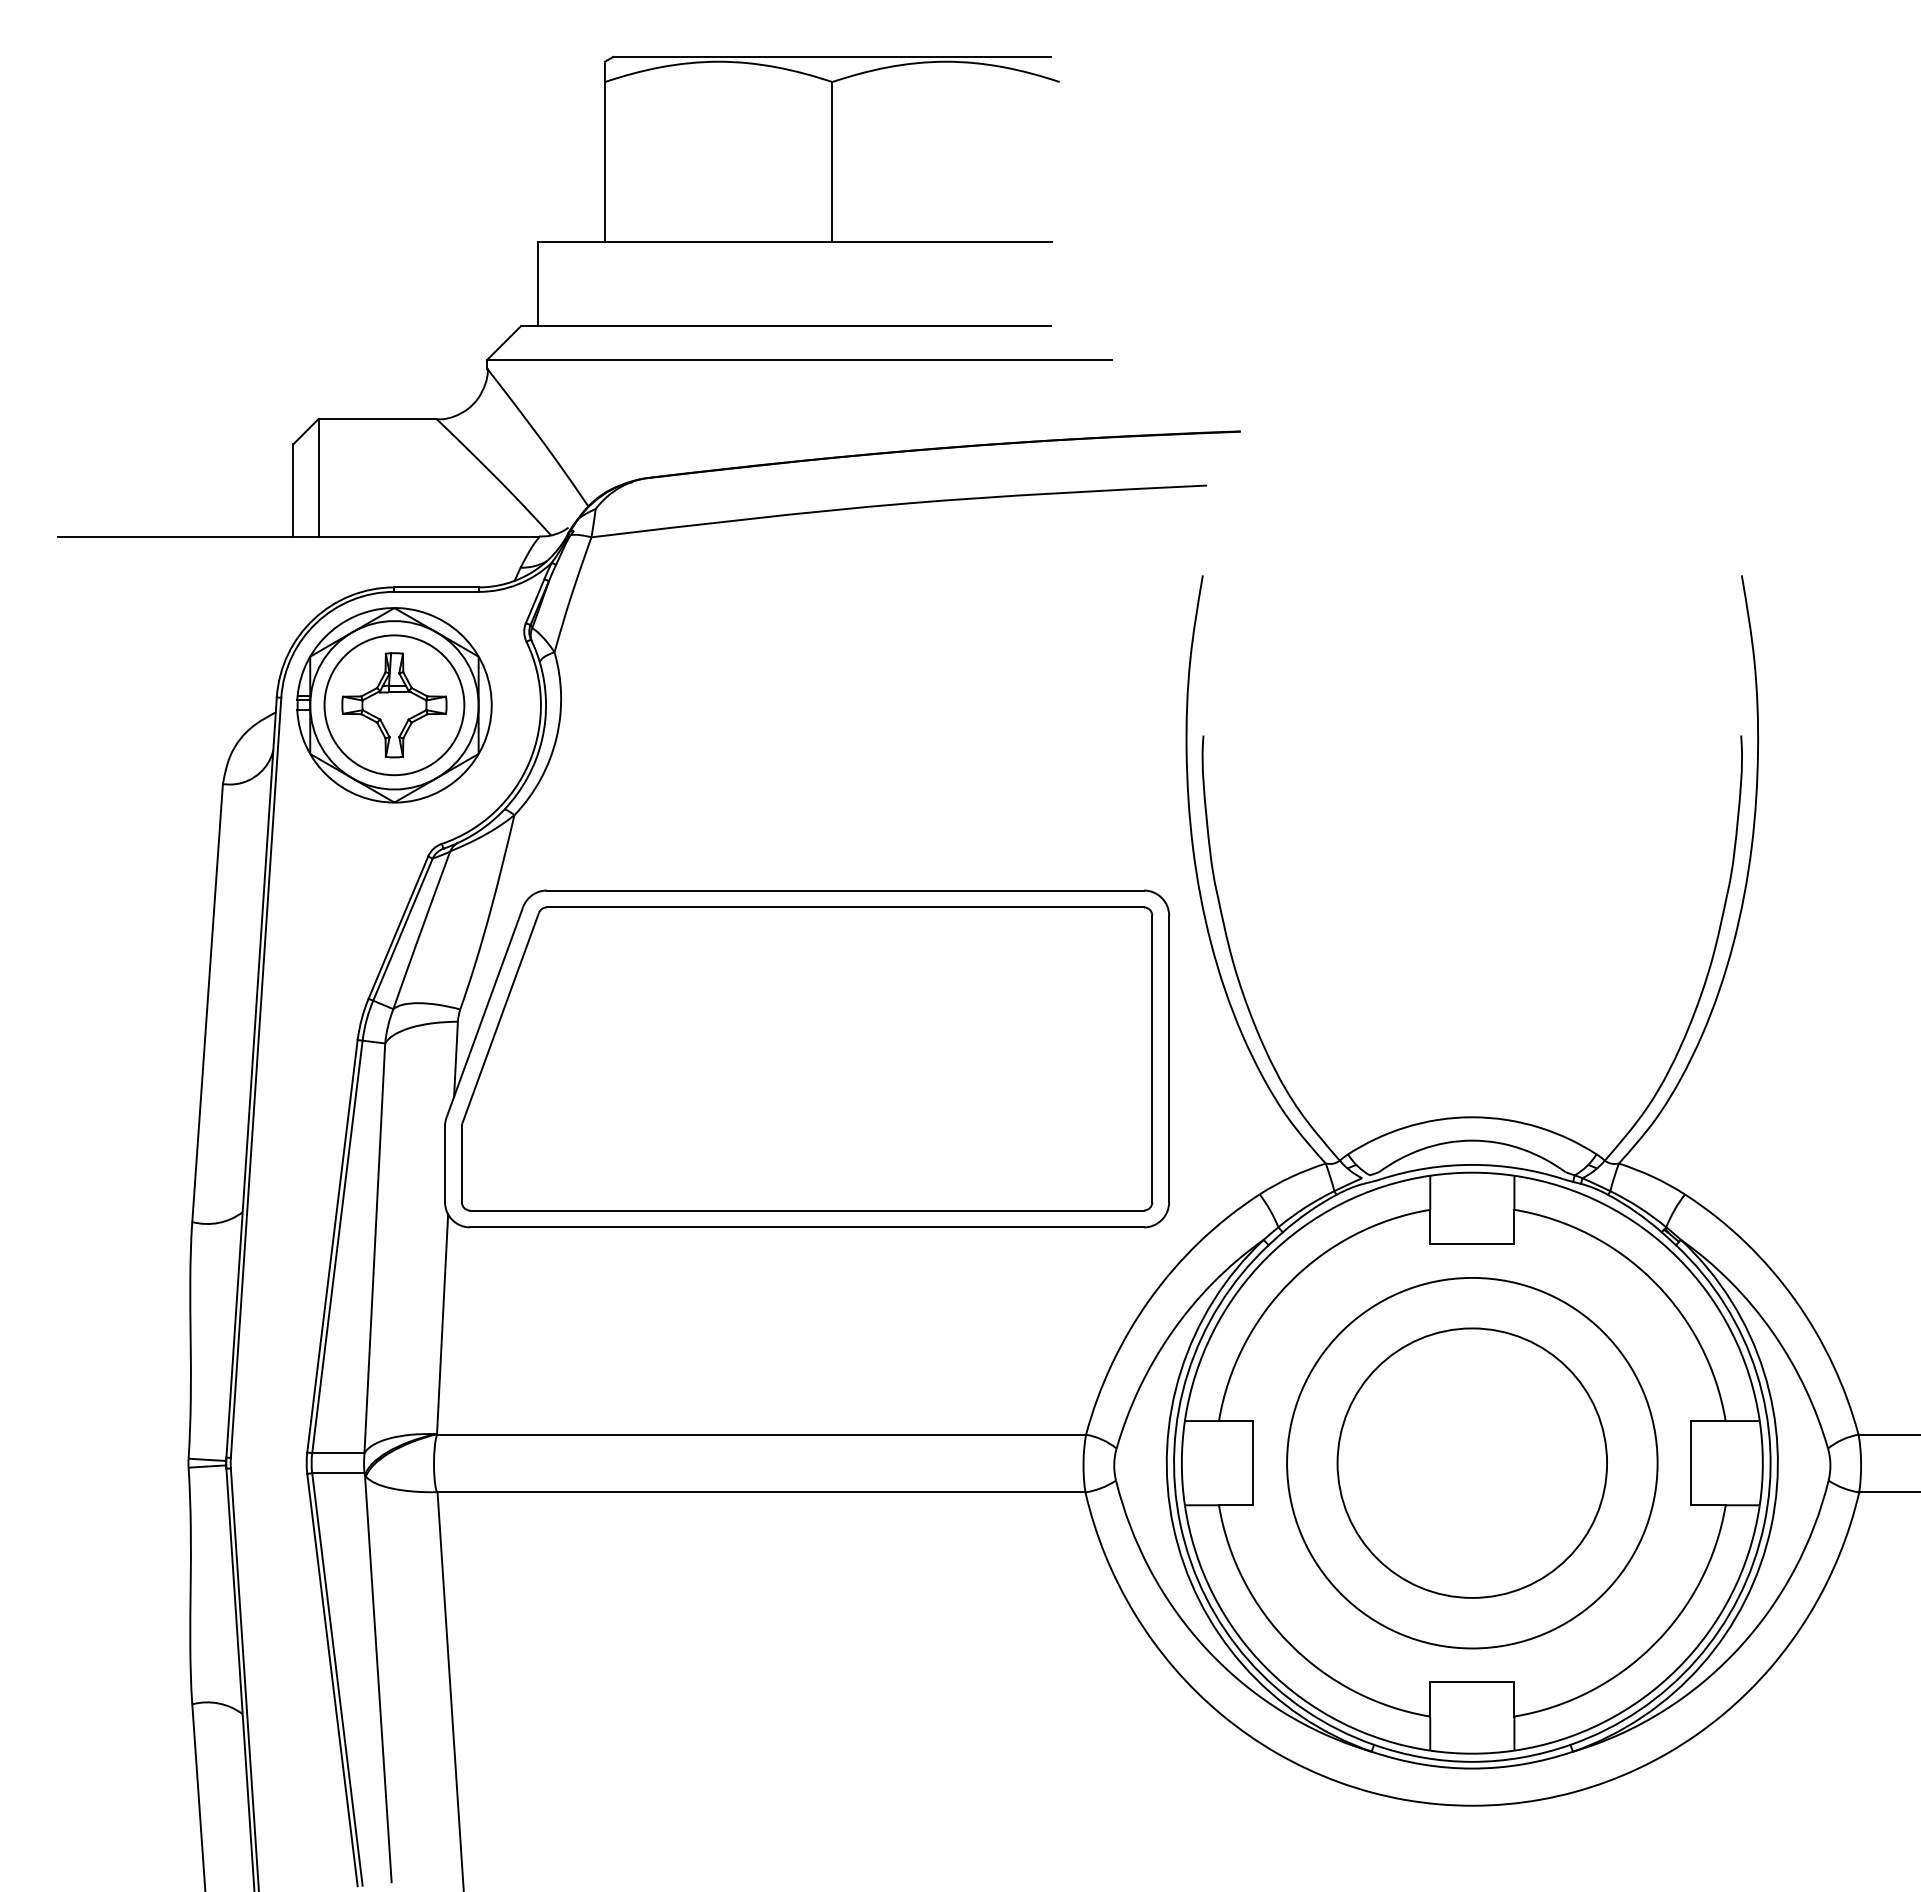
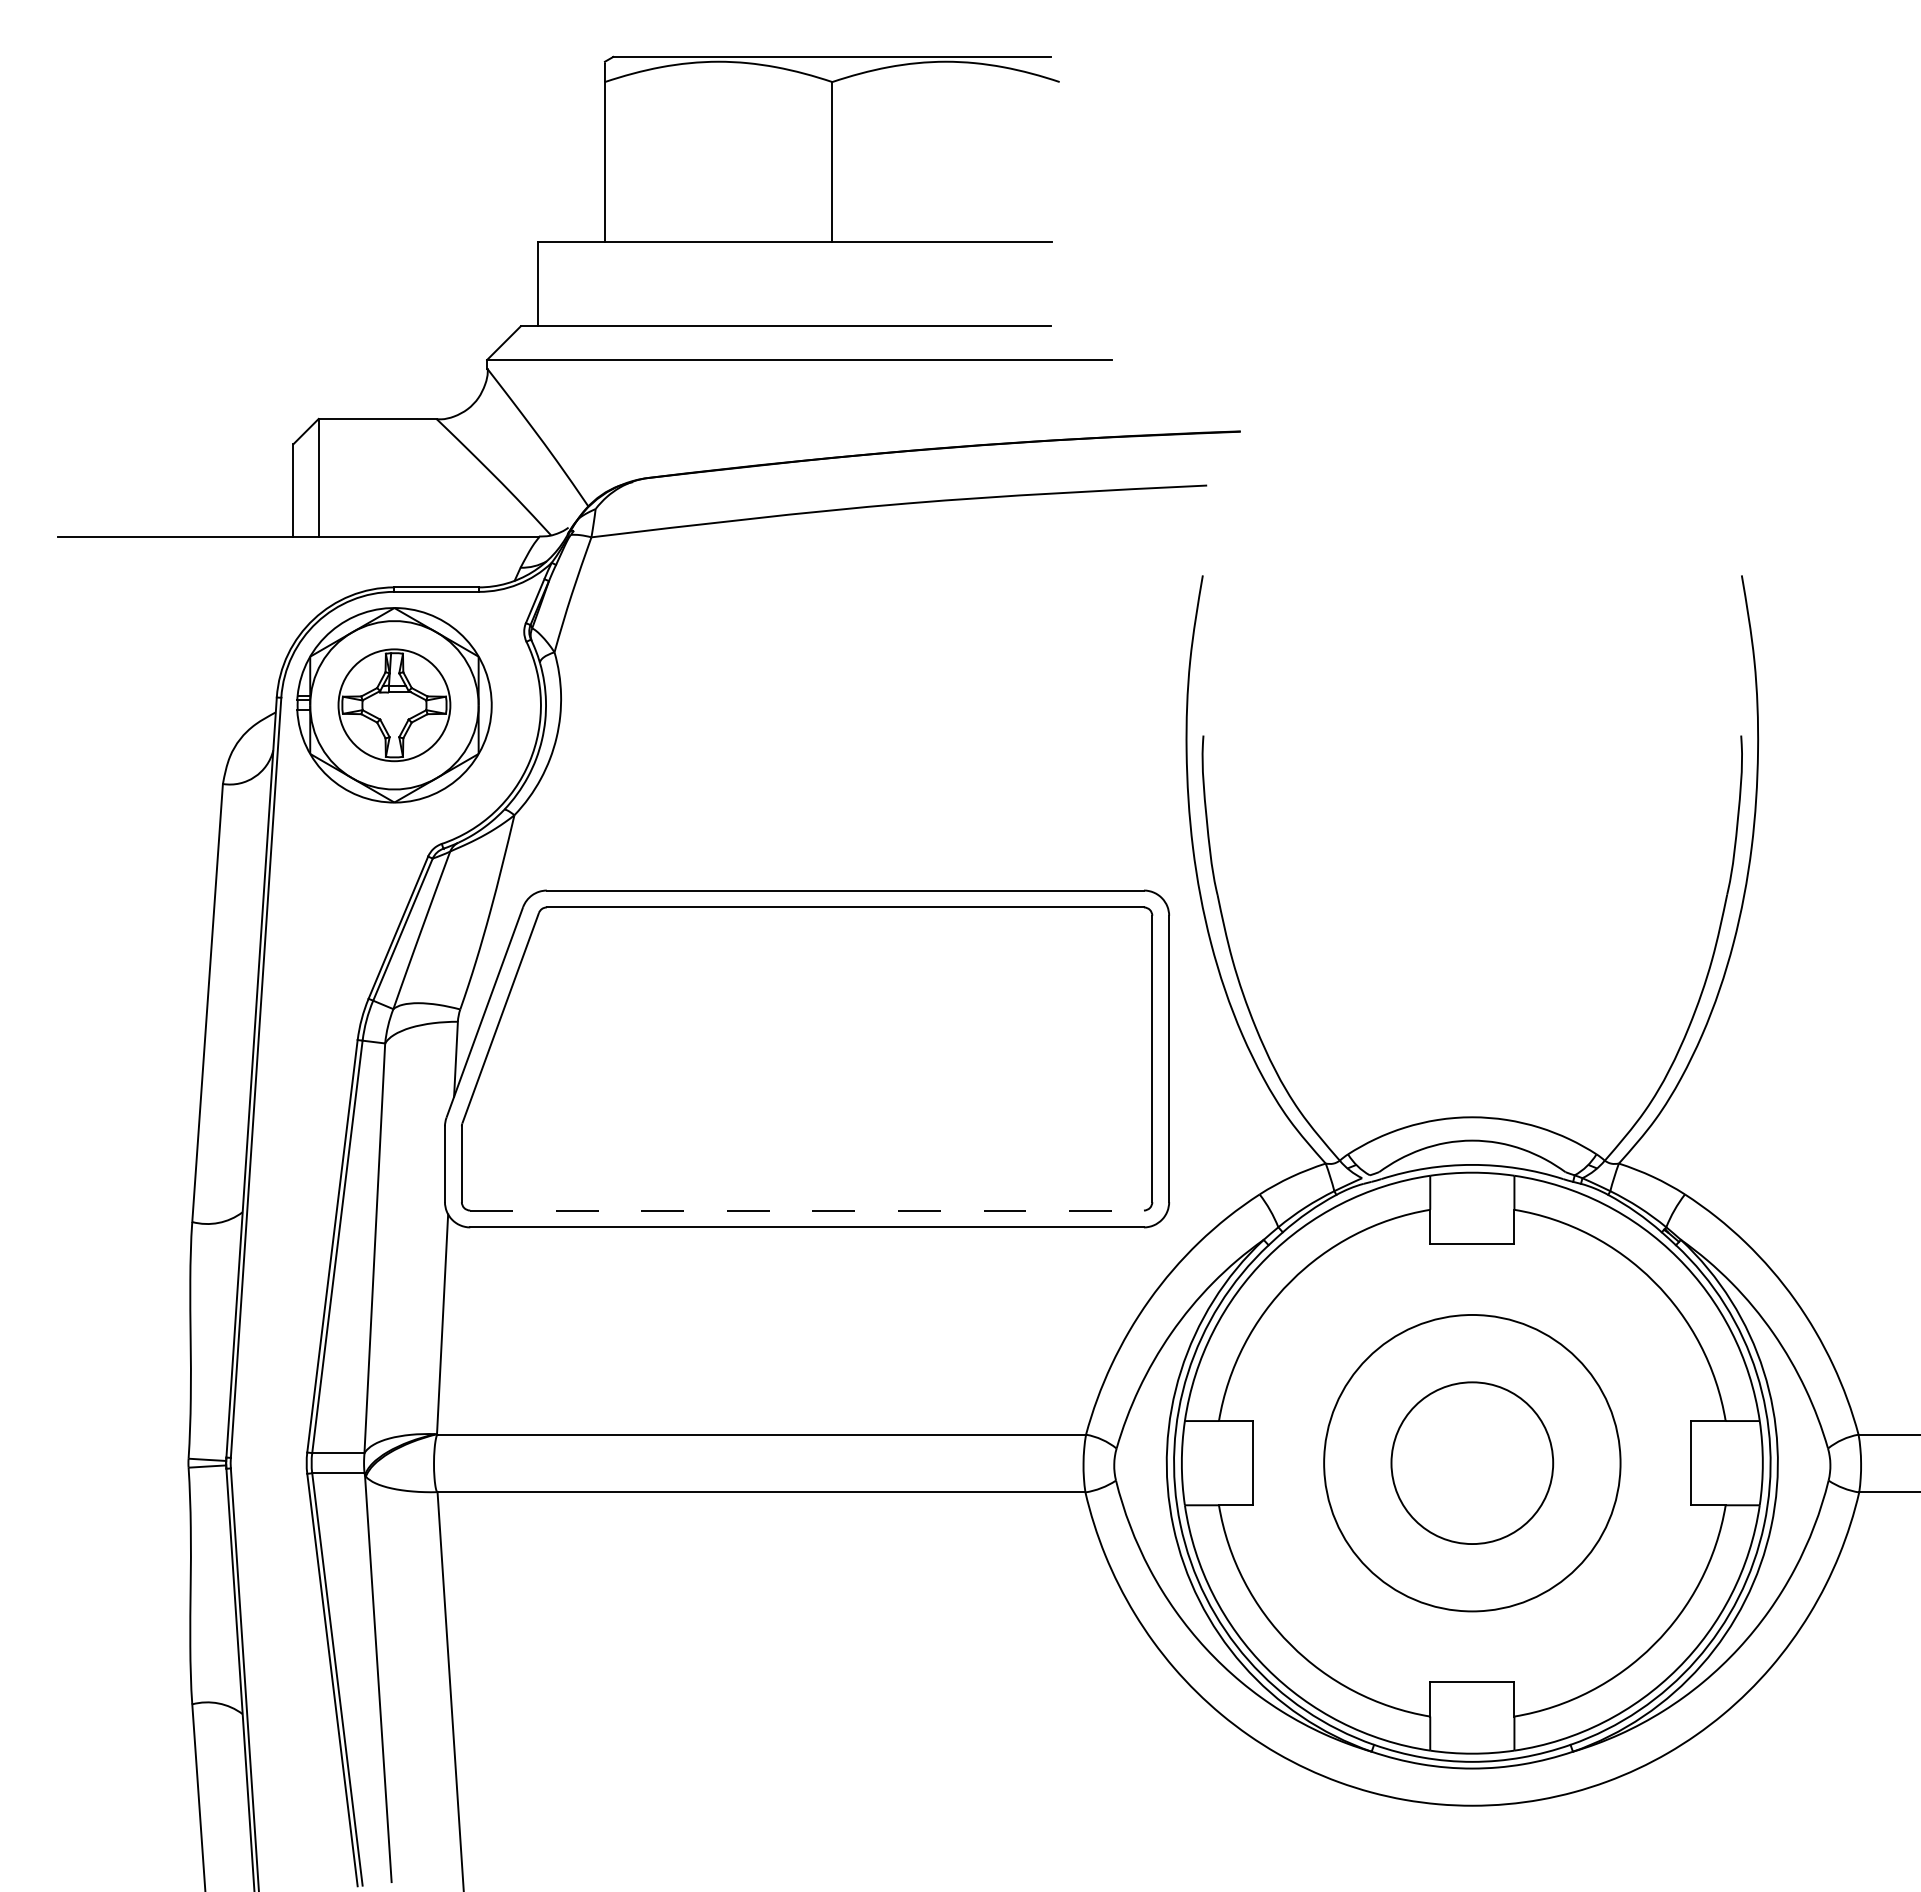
circle diameter: 140 px -> 112 px (394, 705)
line: solid -> dashed (807, 1210)
circle diameter: 270 px -> 162 px (1472, 1463)
circle diameter: 371 px -> 296 px (1472, 1462)
